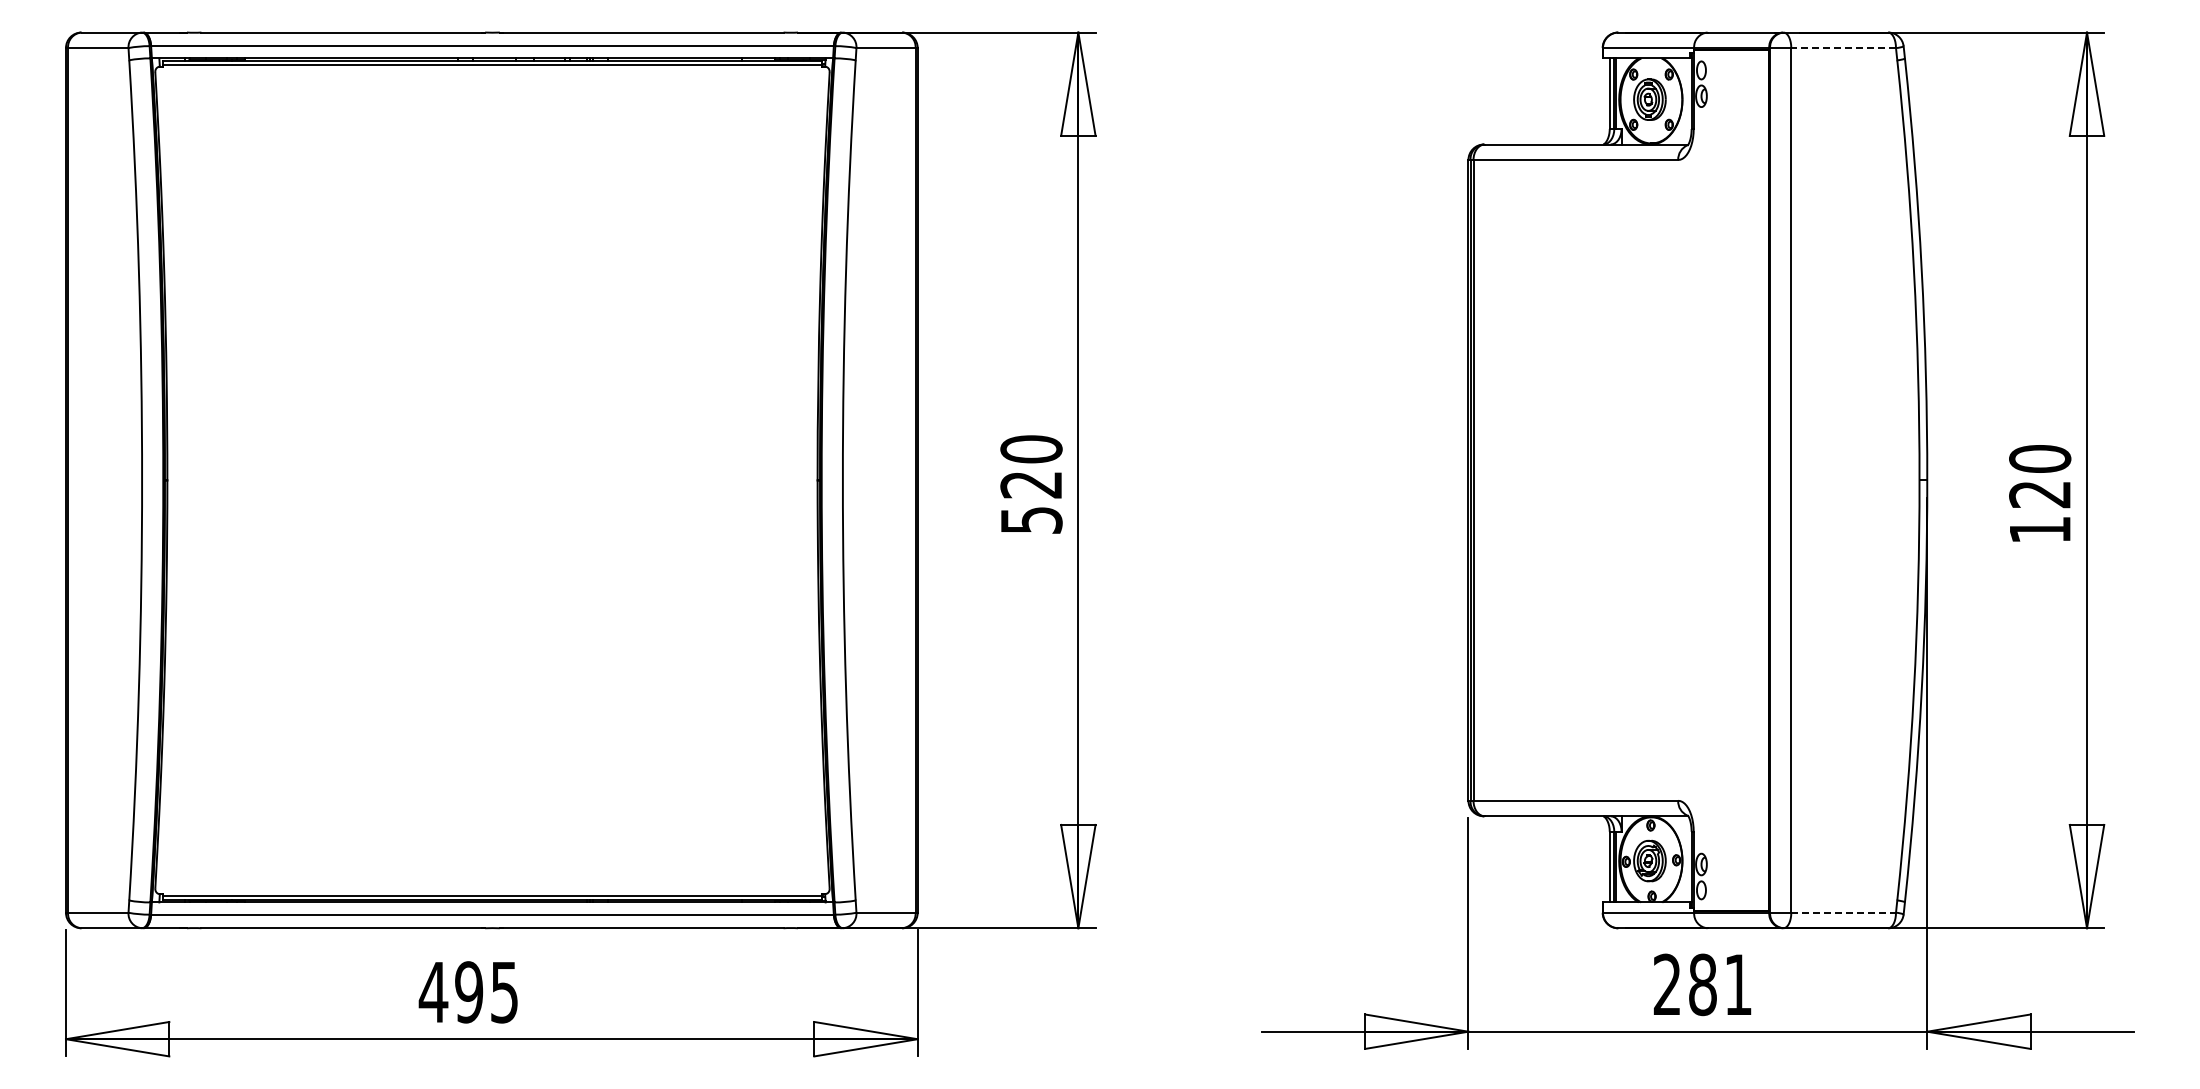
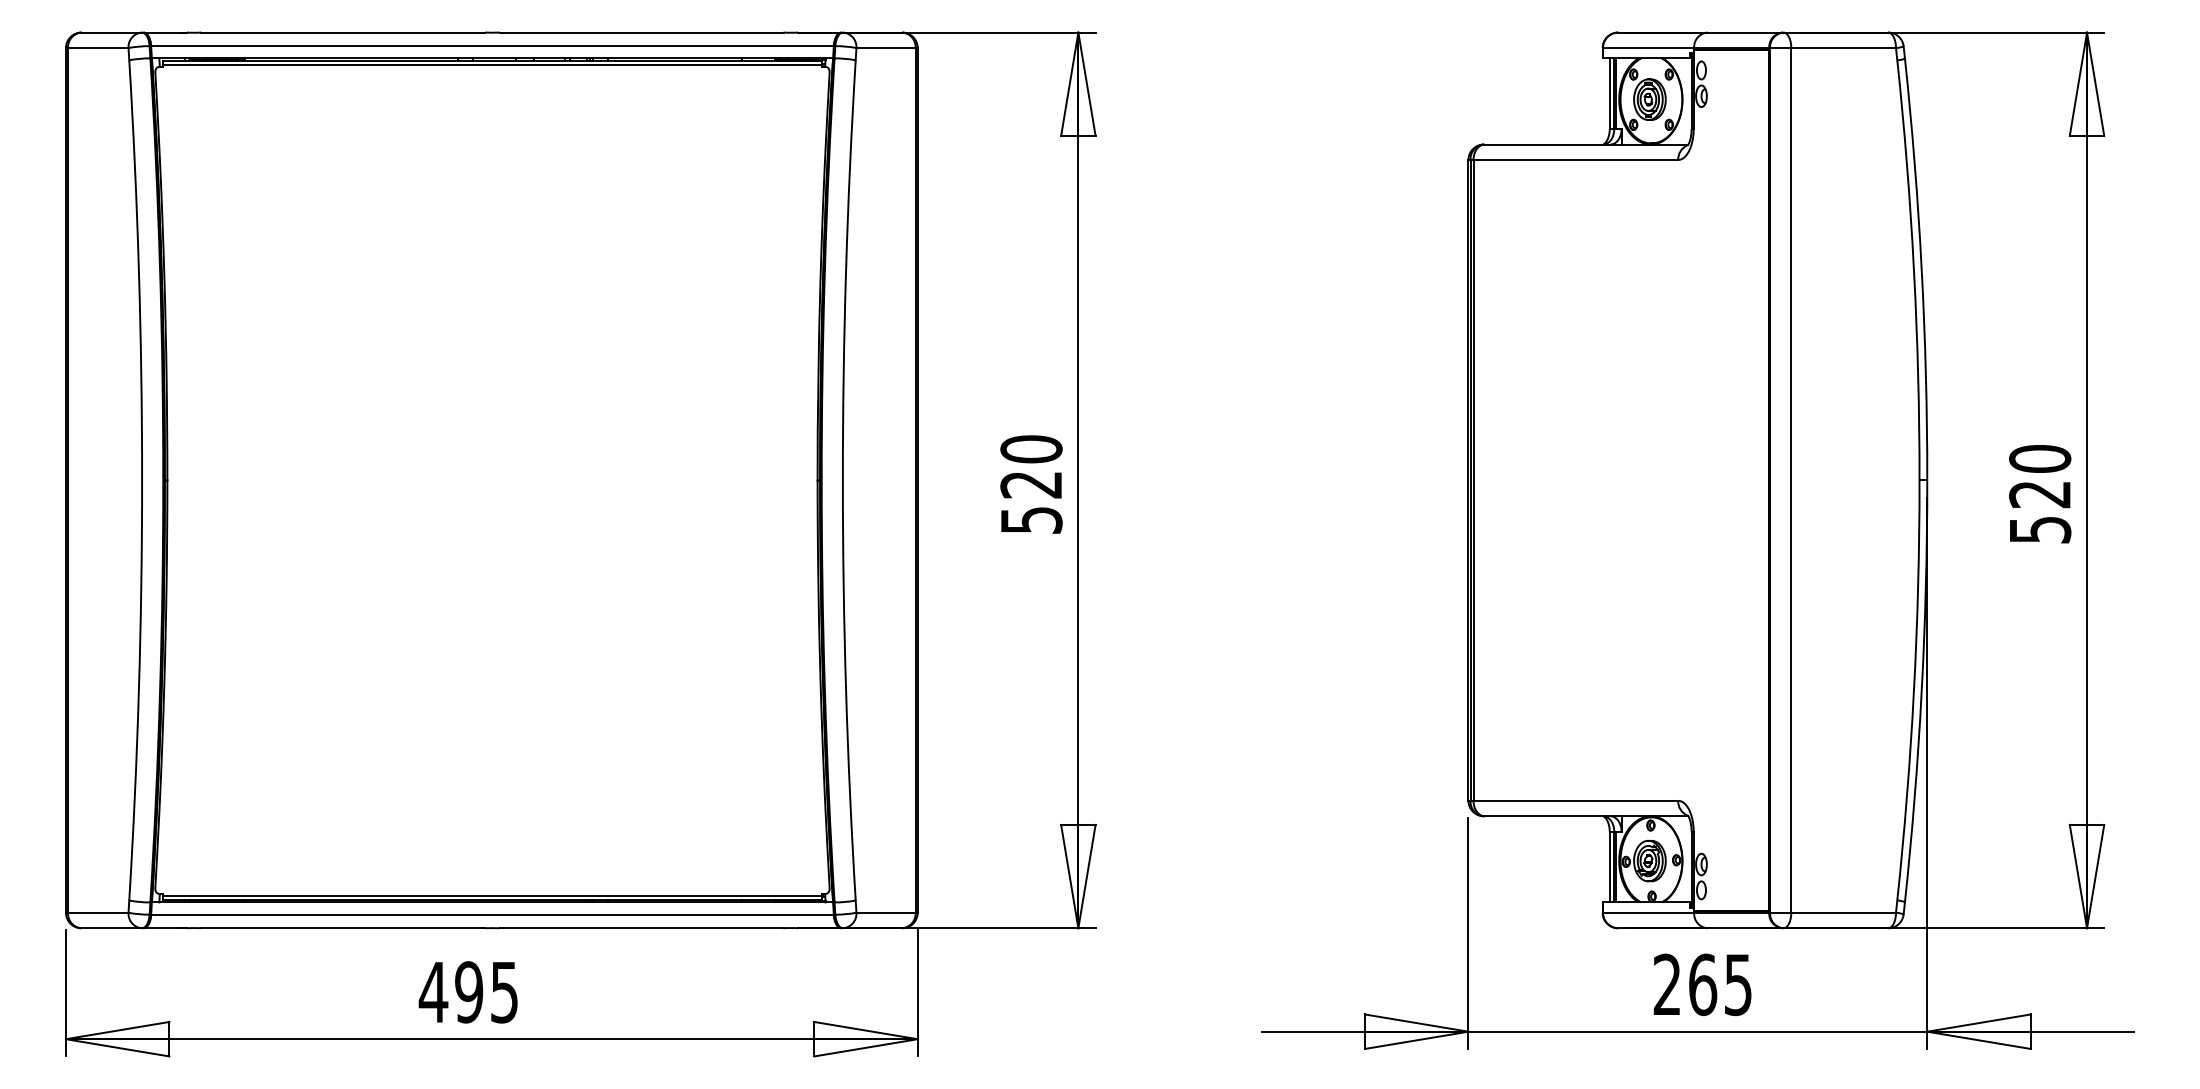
line: dashed -> solid (1843, 48)
text: 120 -> 520 (2040, 530)
line: dashed -> solid (1844, 912)
text: 281 -> 265 (1720, 984)
